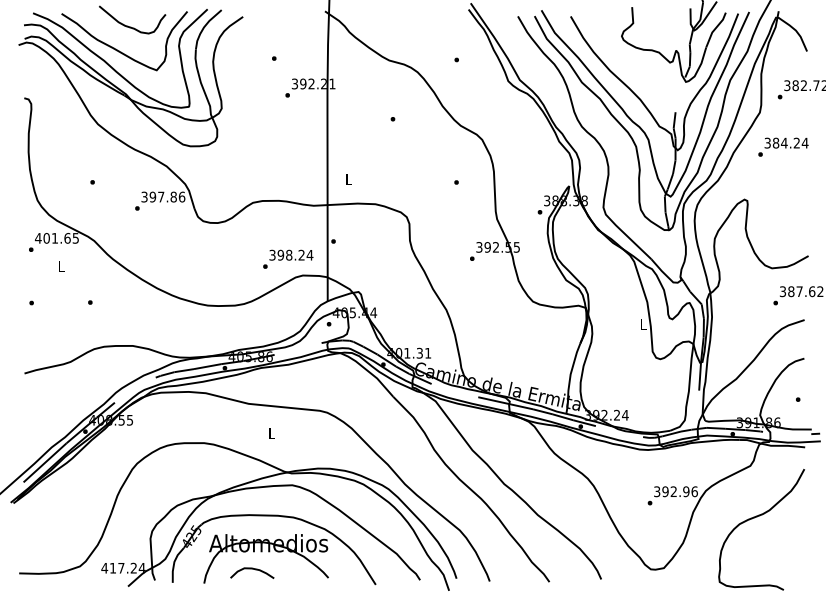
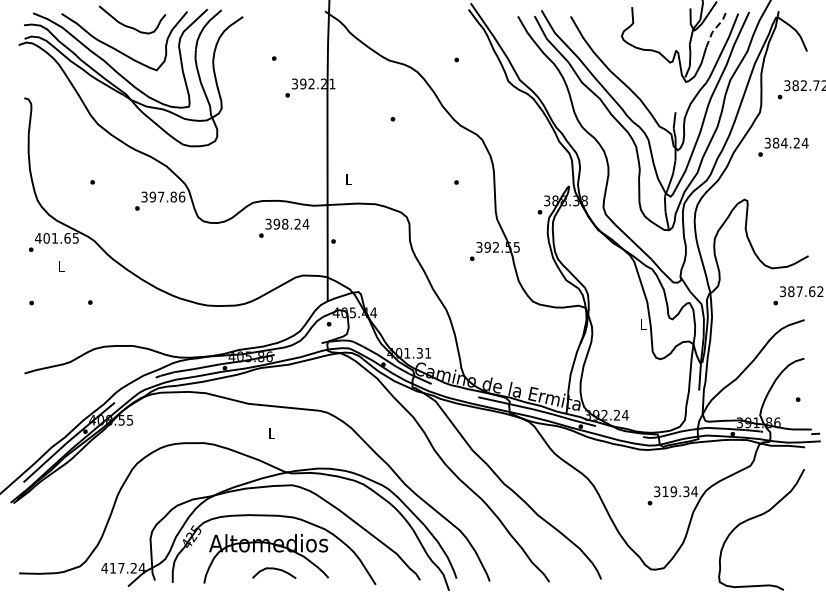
line: solid -> dashed (714, 29)
text position: (288, 258) -> (284, 227) (284, 227)
text: 392.96 -> 319.34 (679, 491)
curve position: (252, 569) -> (274, 569) (274, 569)
